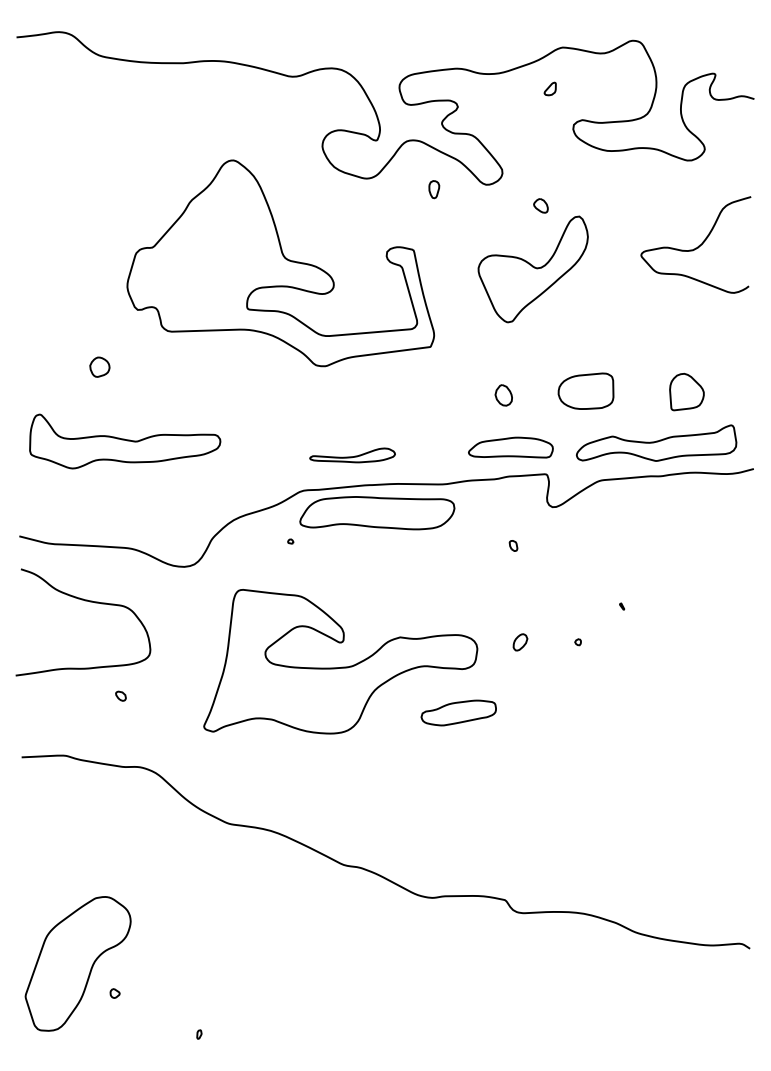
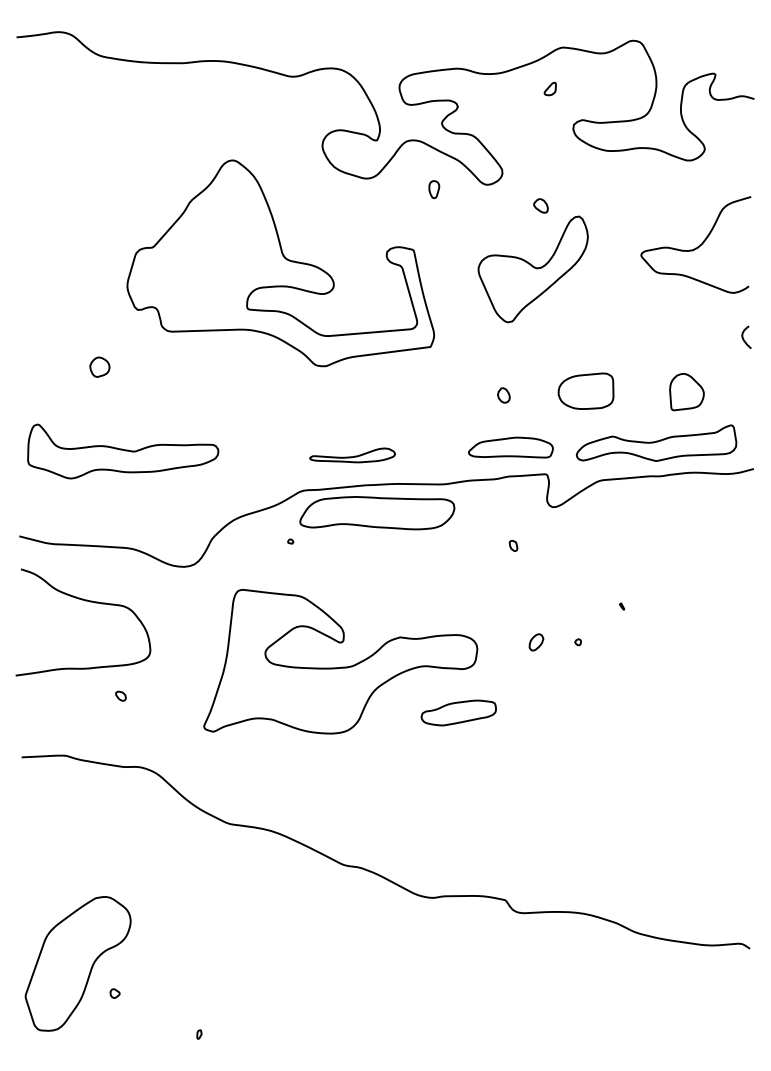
curve: none -> present (743, 336)
part size: 19x23 px -> 14x17 px (503, 395)
part position: (125, 441) -> (123, 451) (123, 451)
part position: (520, 642) -> (536, 642) (536, 642)
